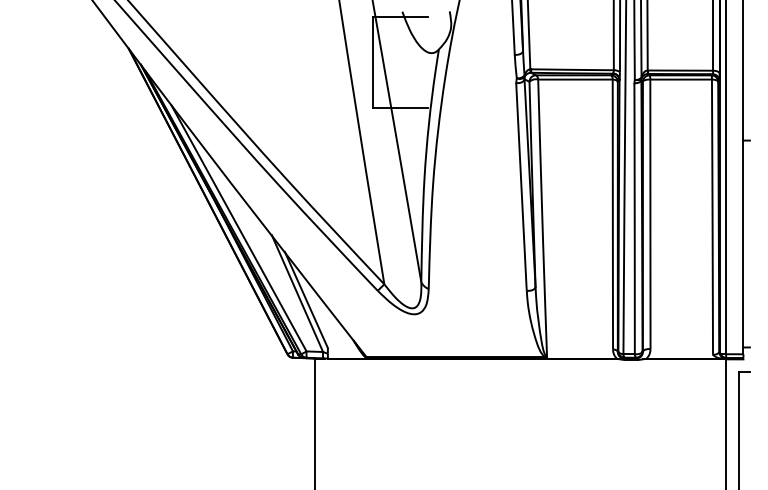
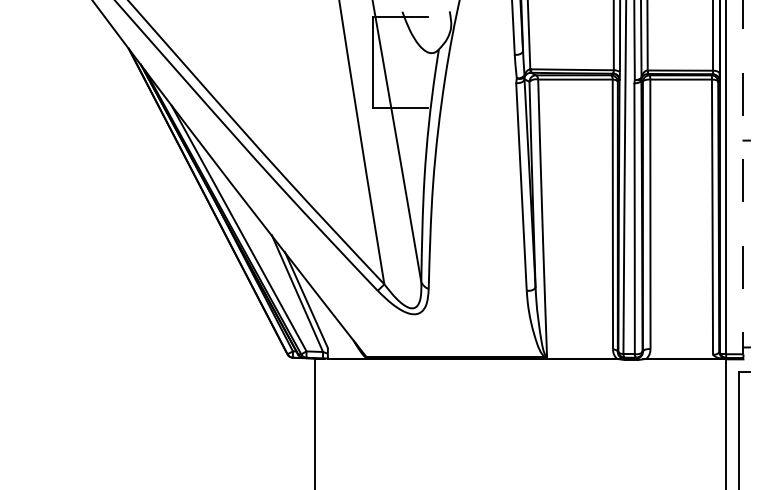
line: solid -> dashed (743, 177)
